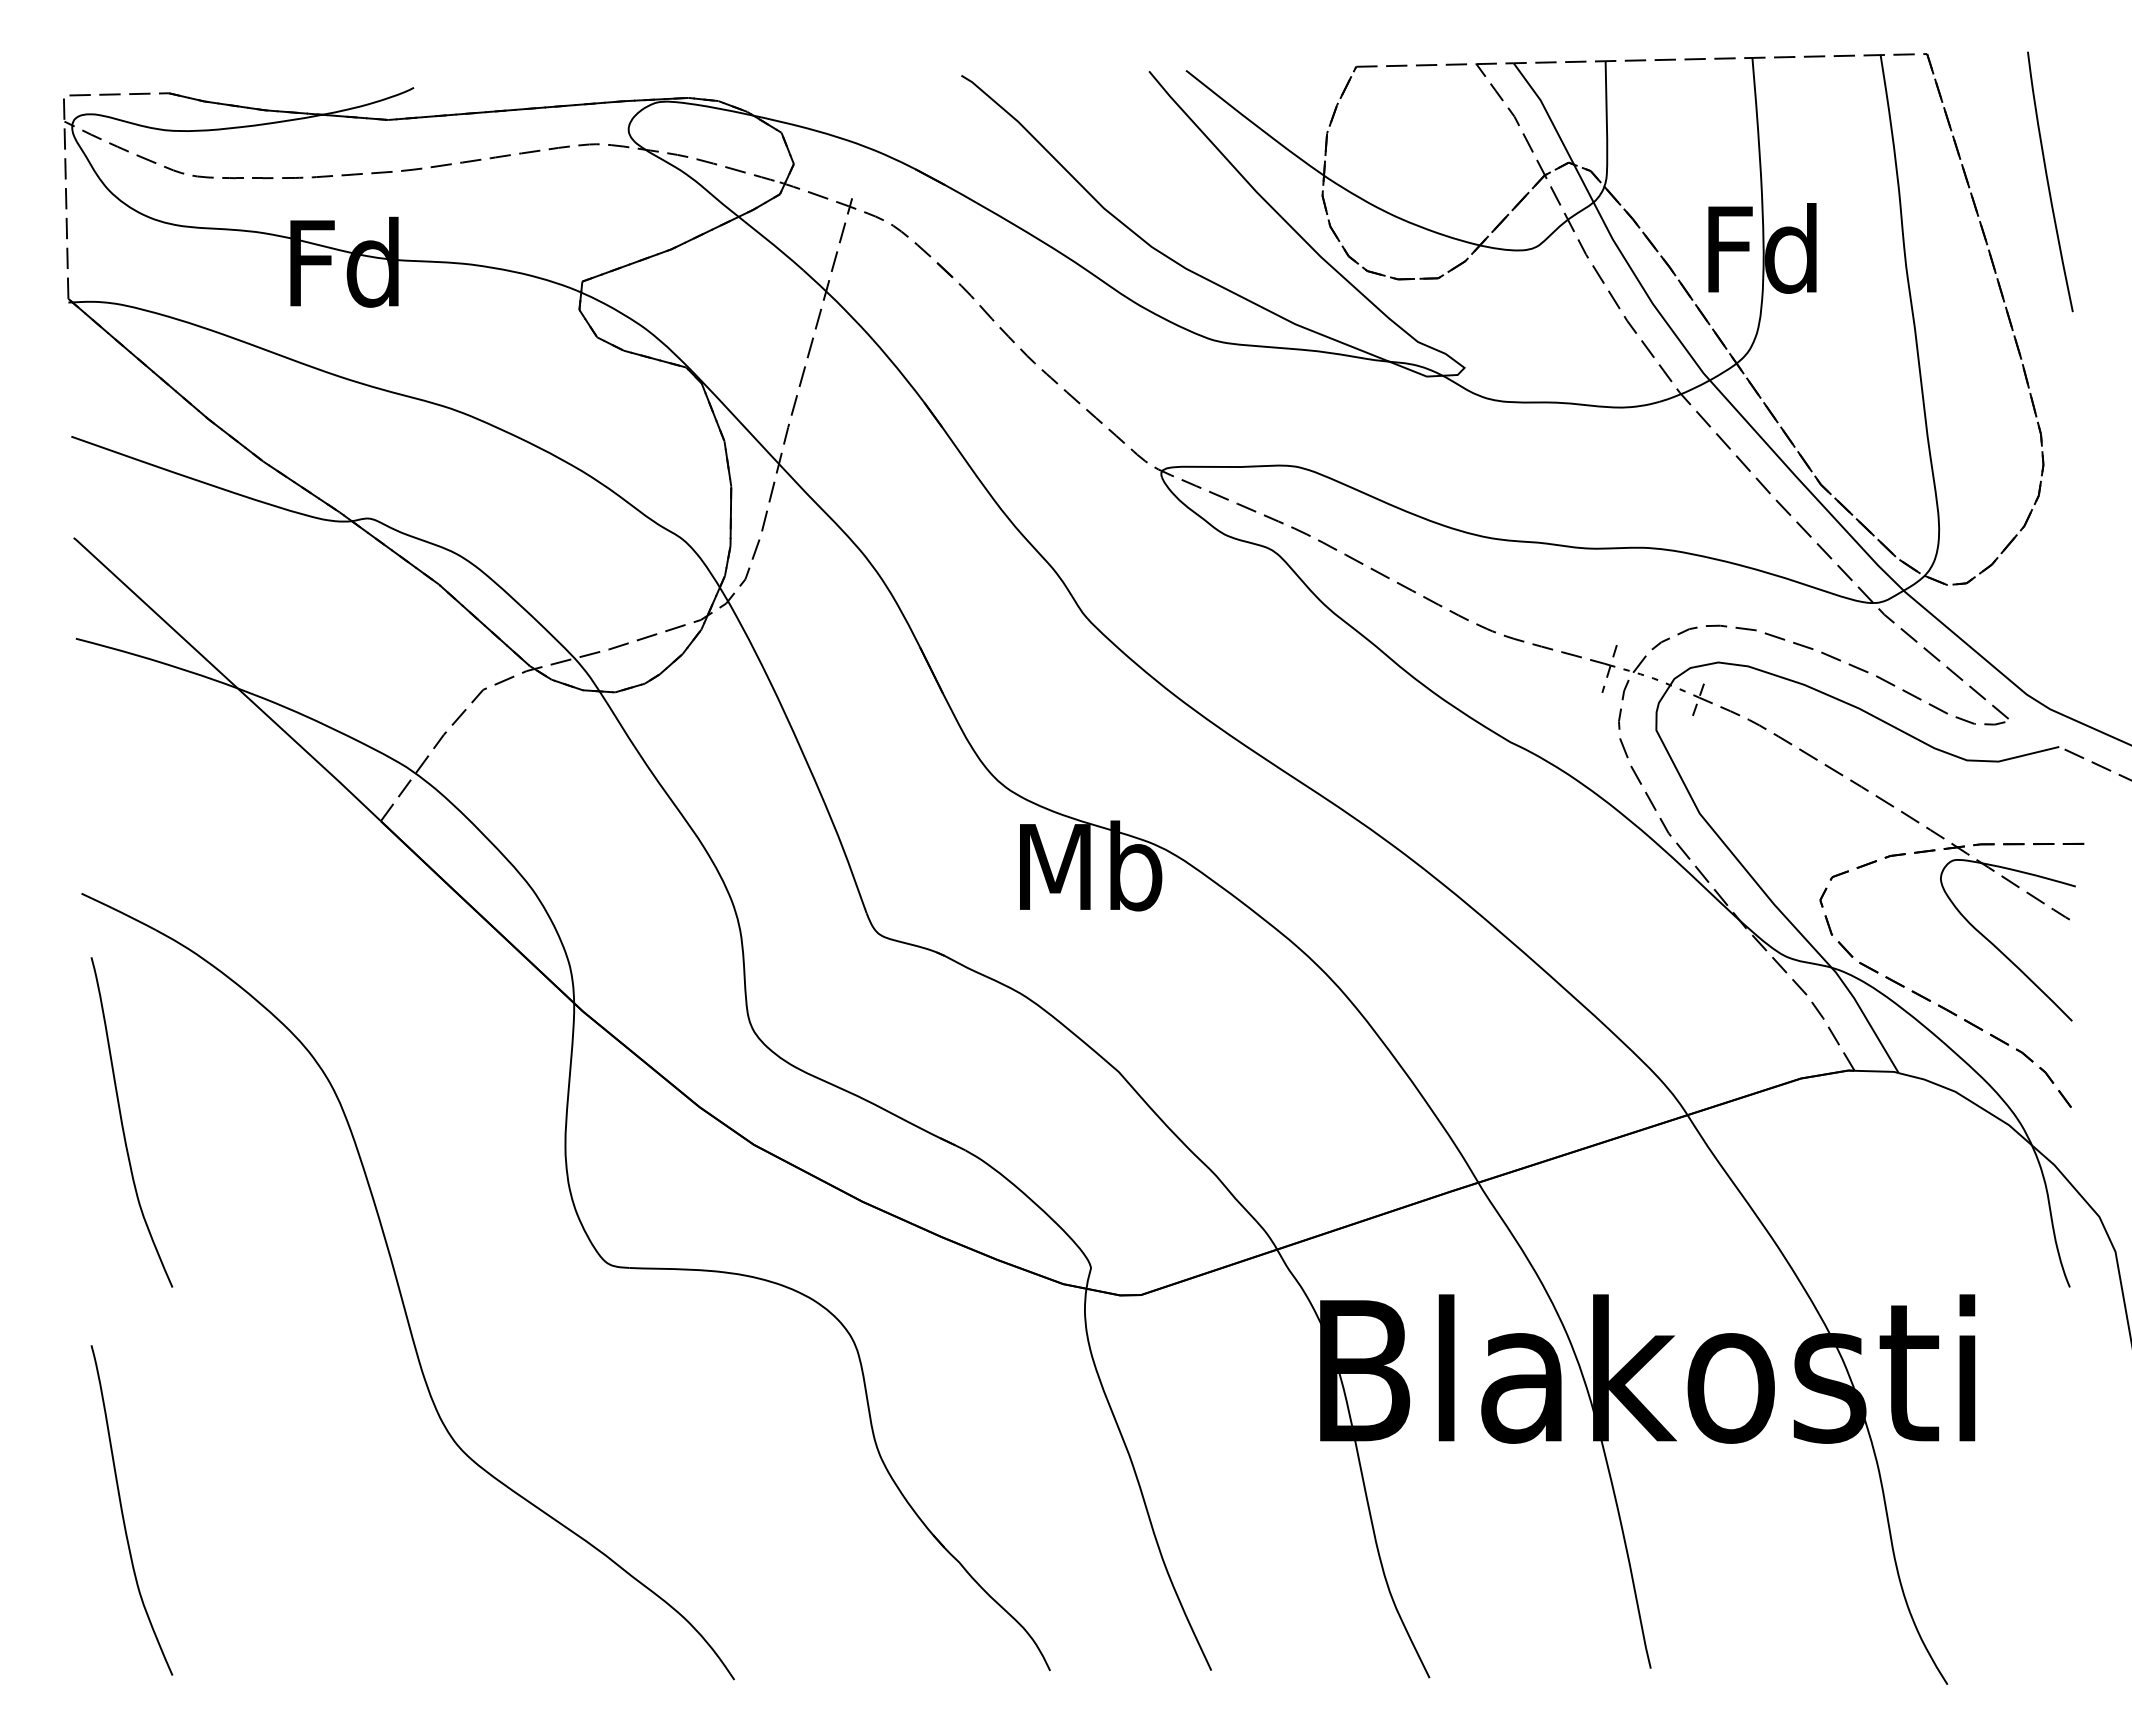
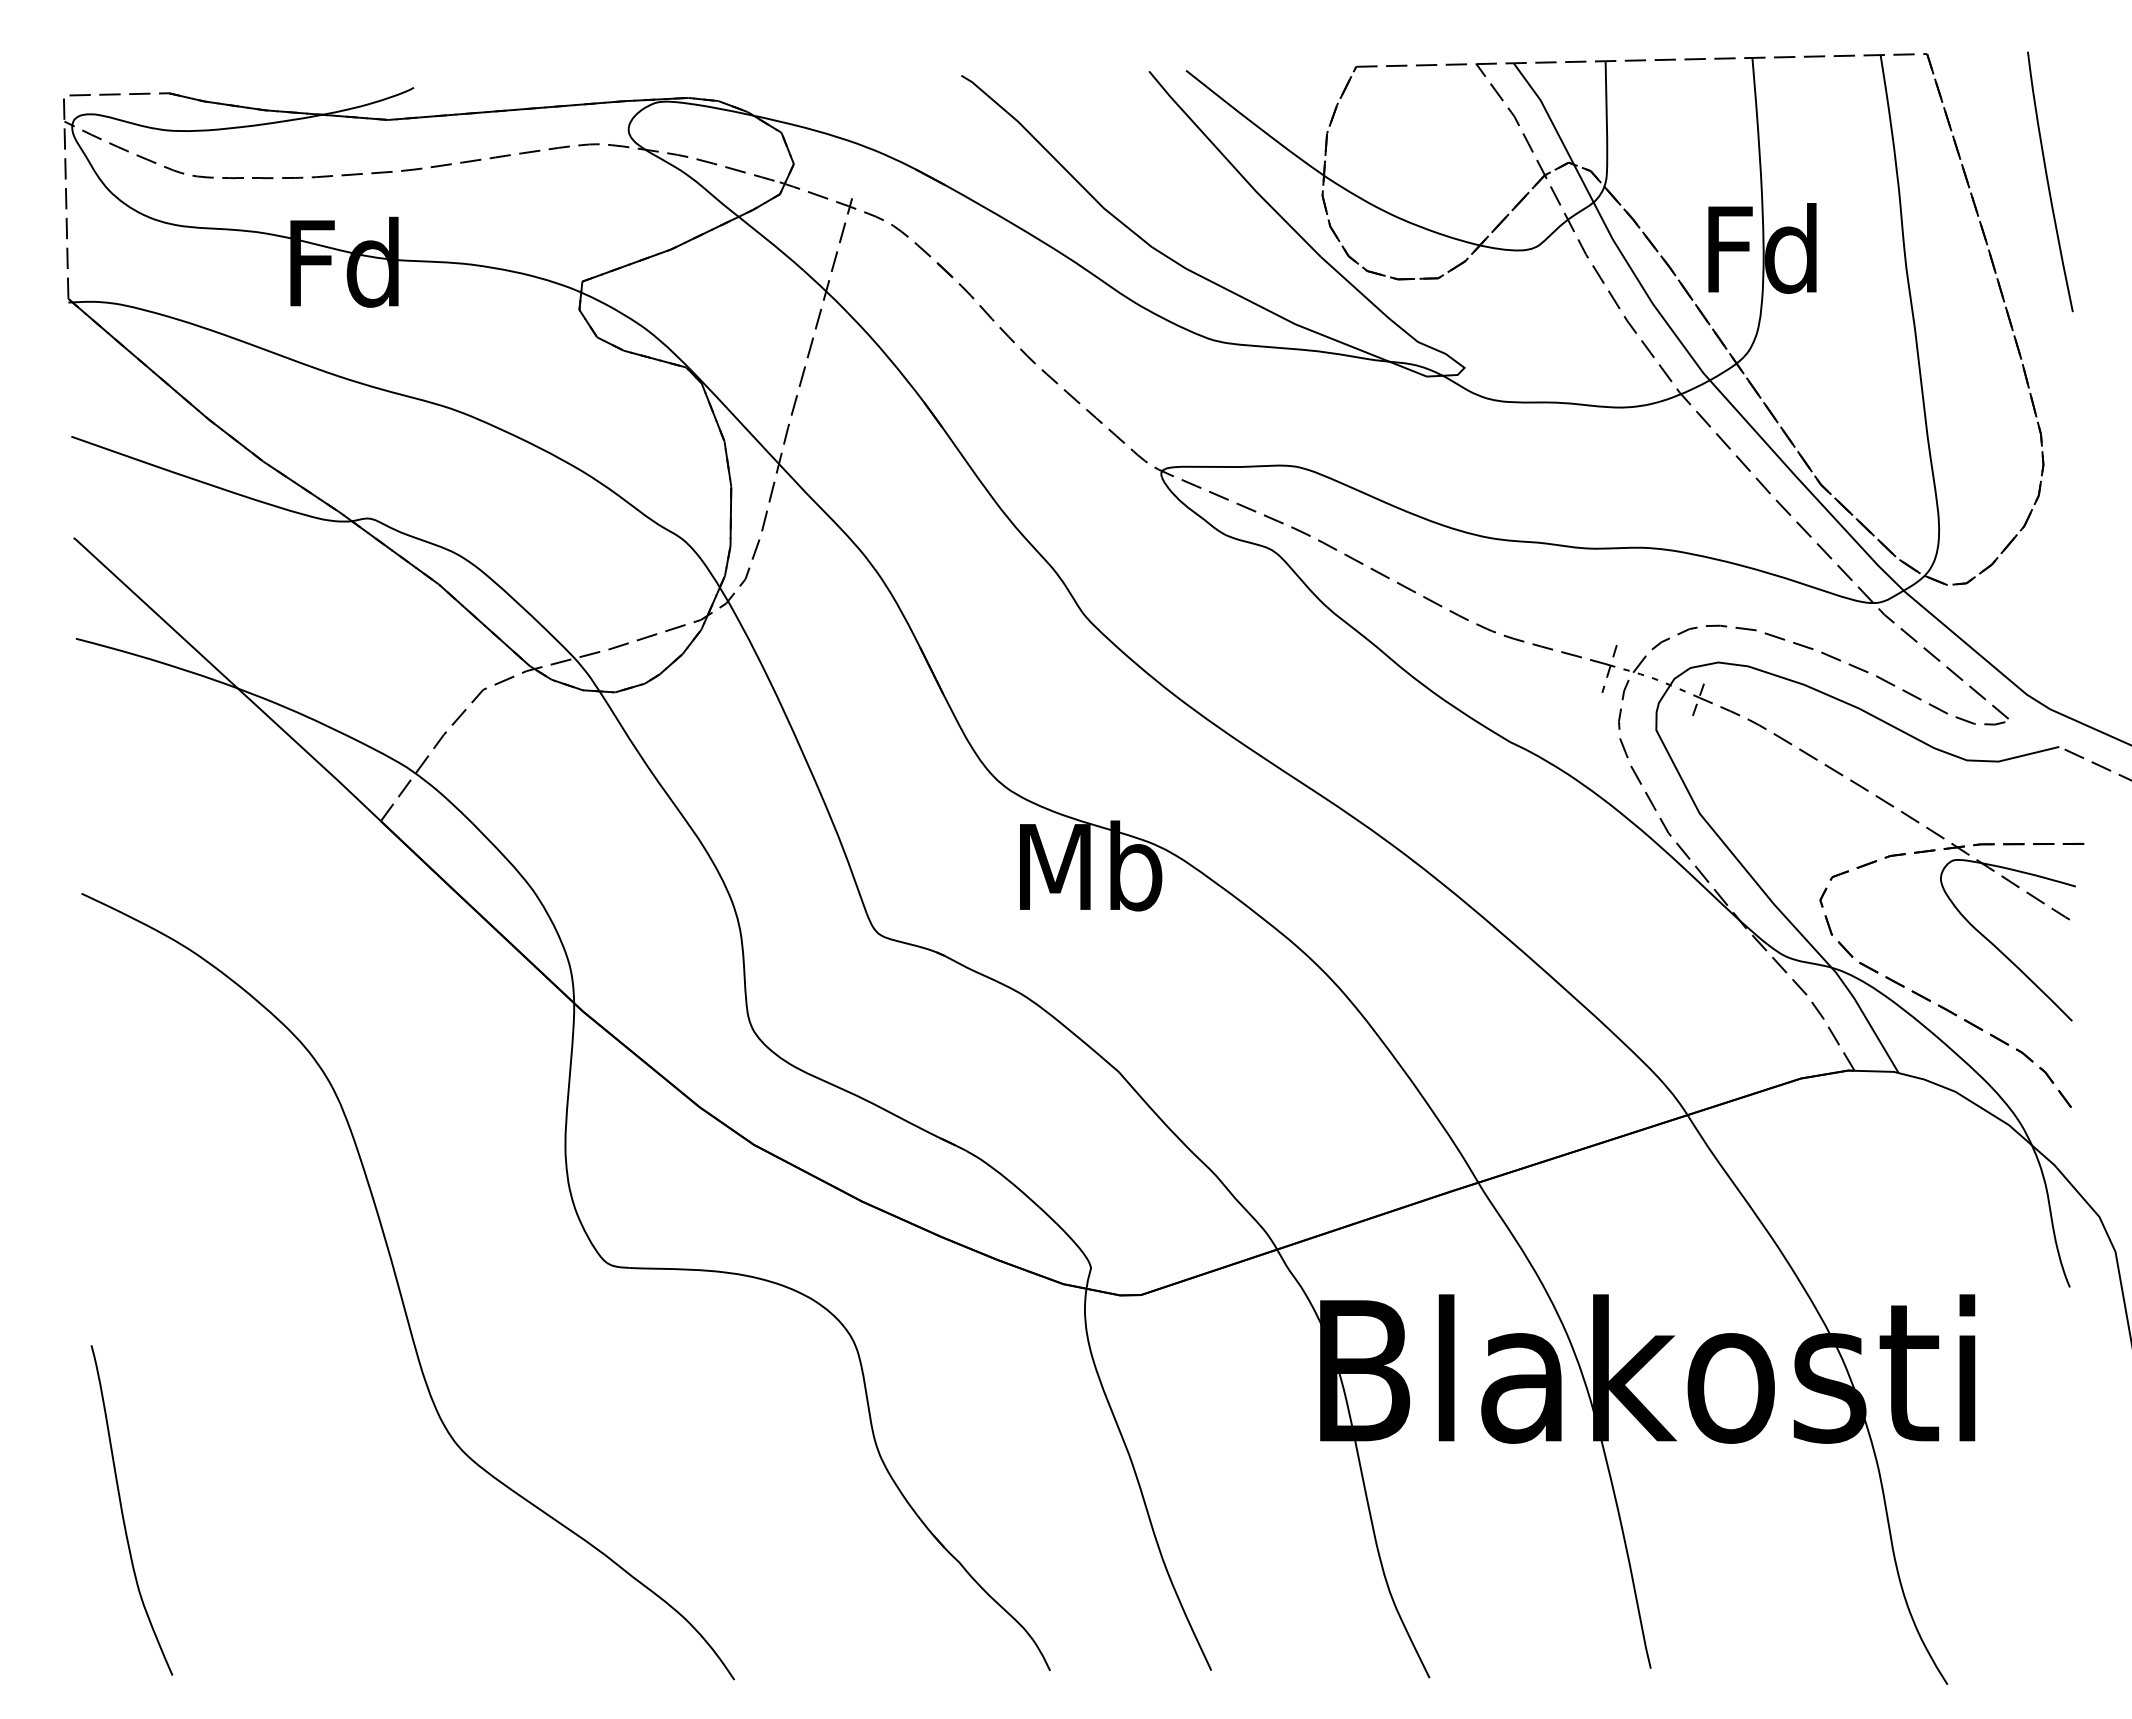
curve: present -> none (123, 1124)
